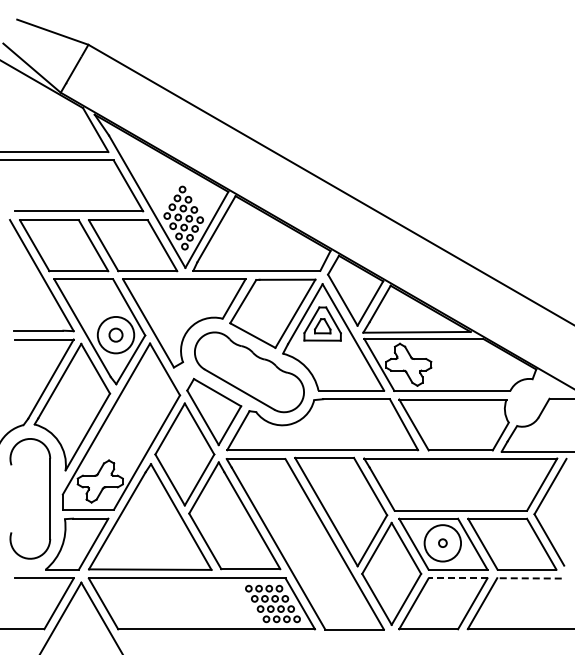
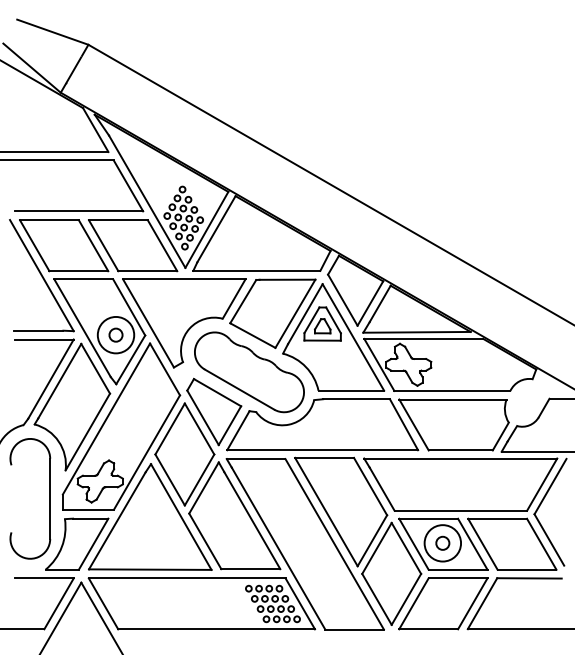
circle size: 10x10 px -> 16x16 px (442, 542)
line: dashed -> solid (457, 578)
line: dashed -> solid (528, 578)
